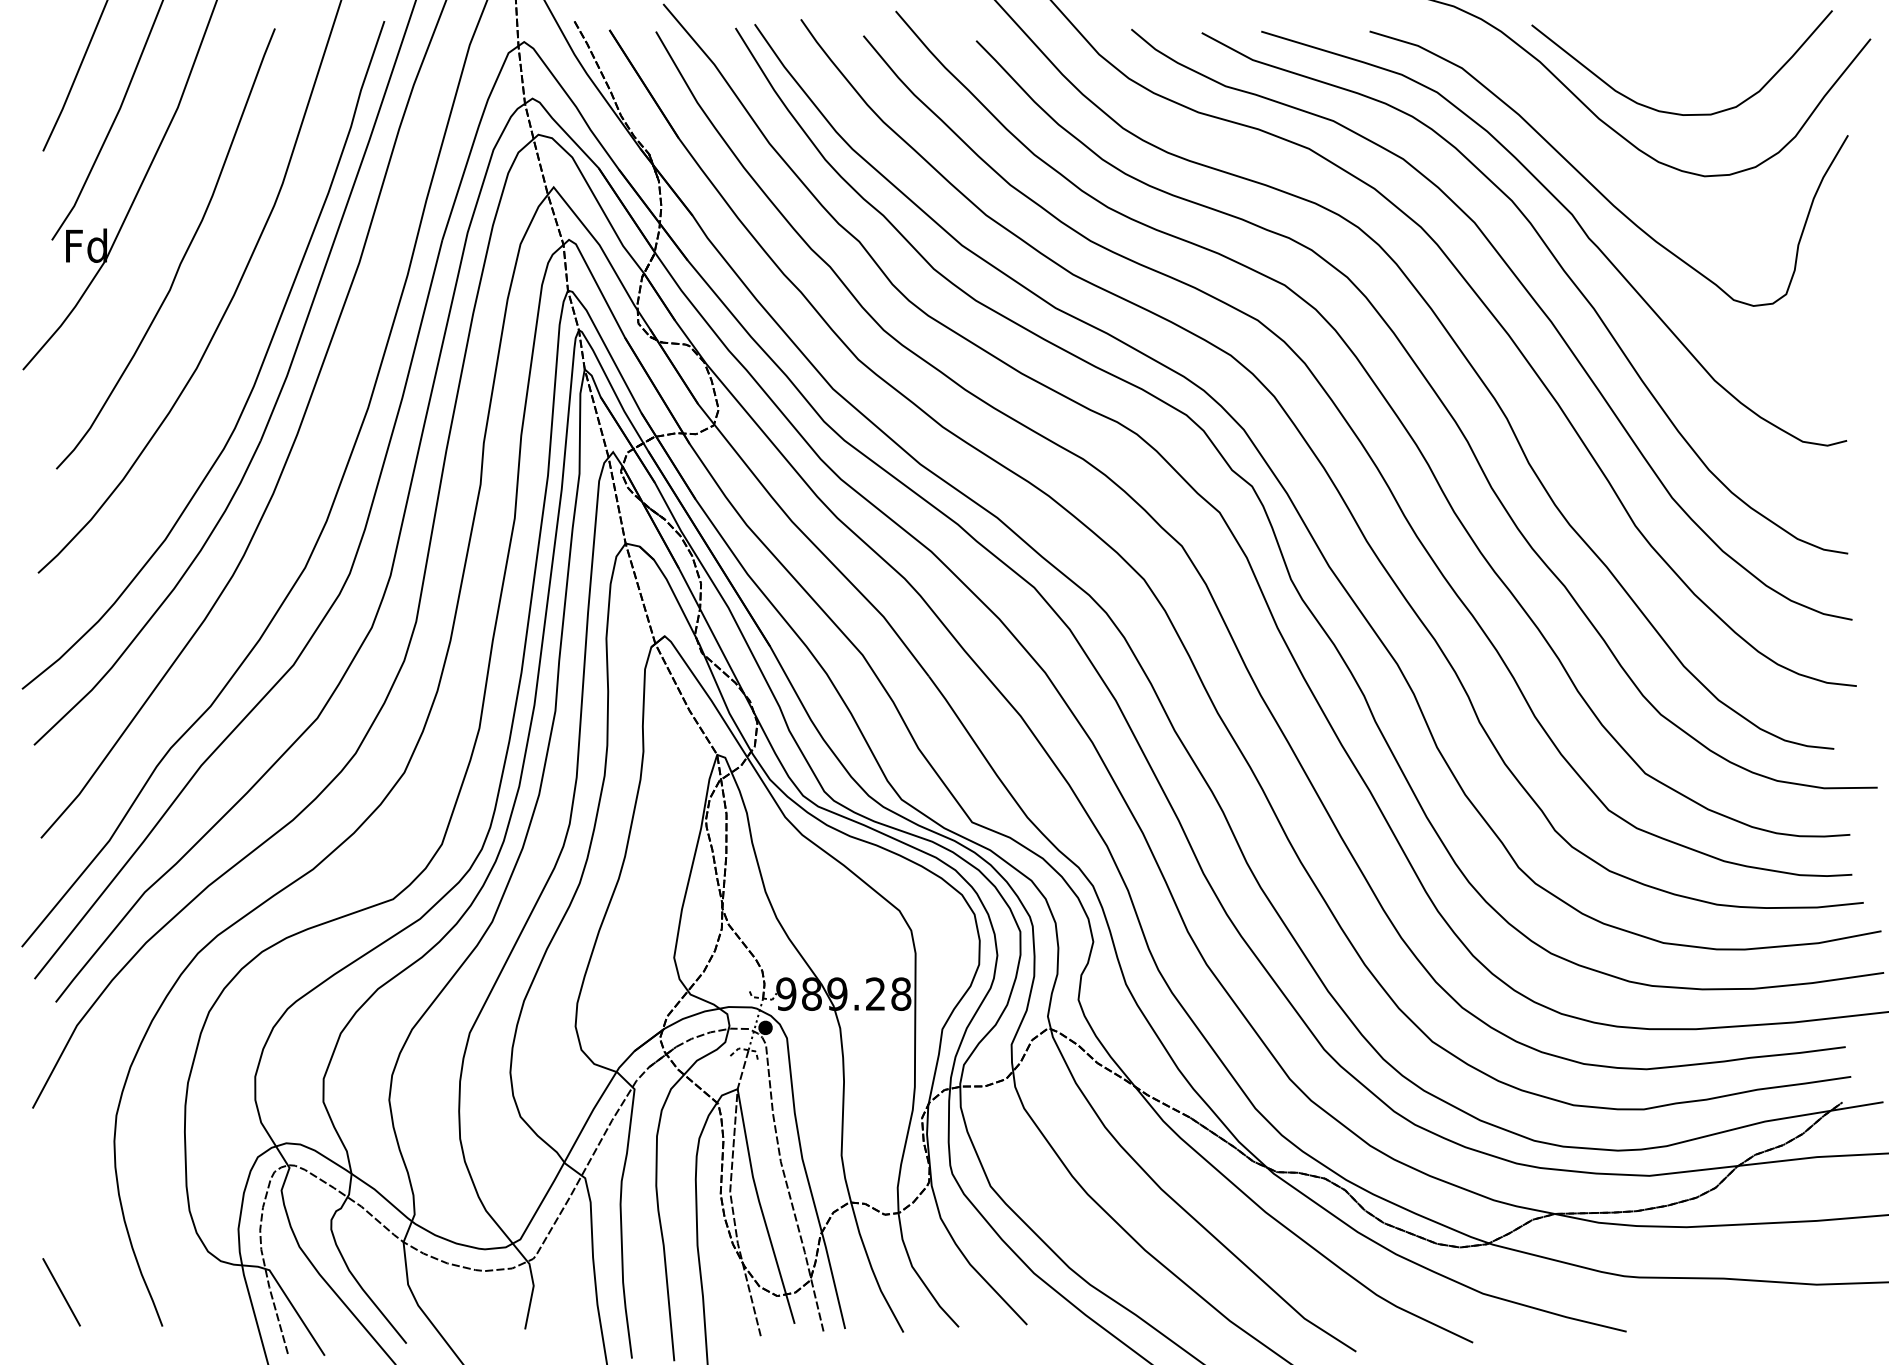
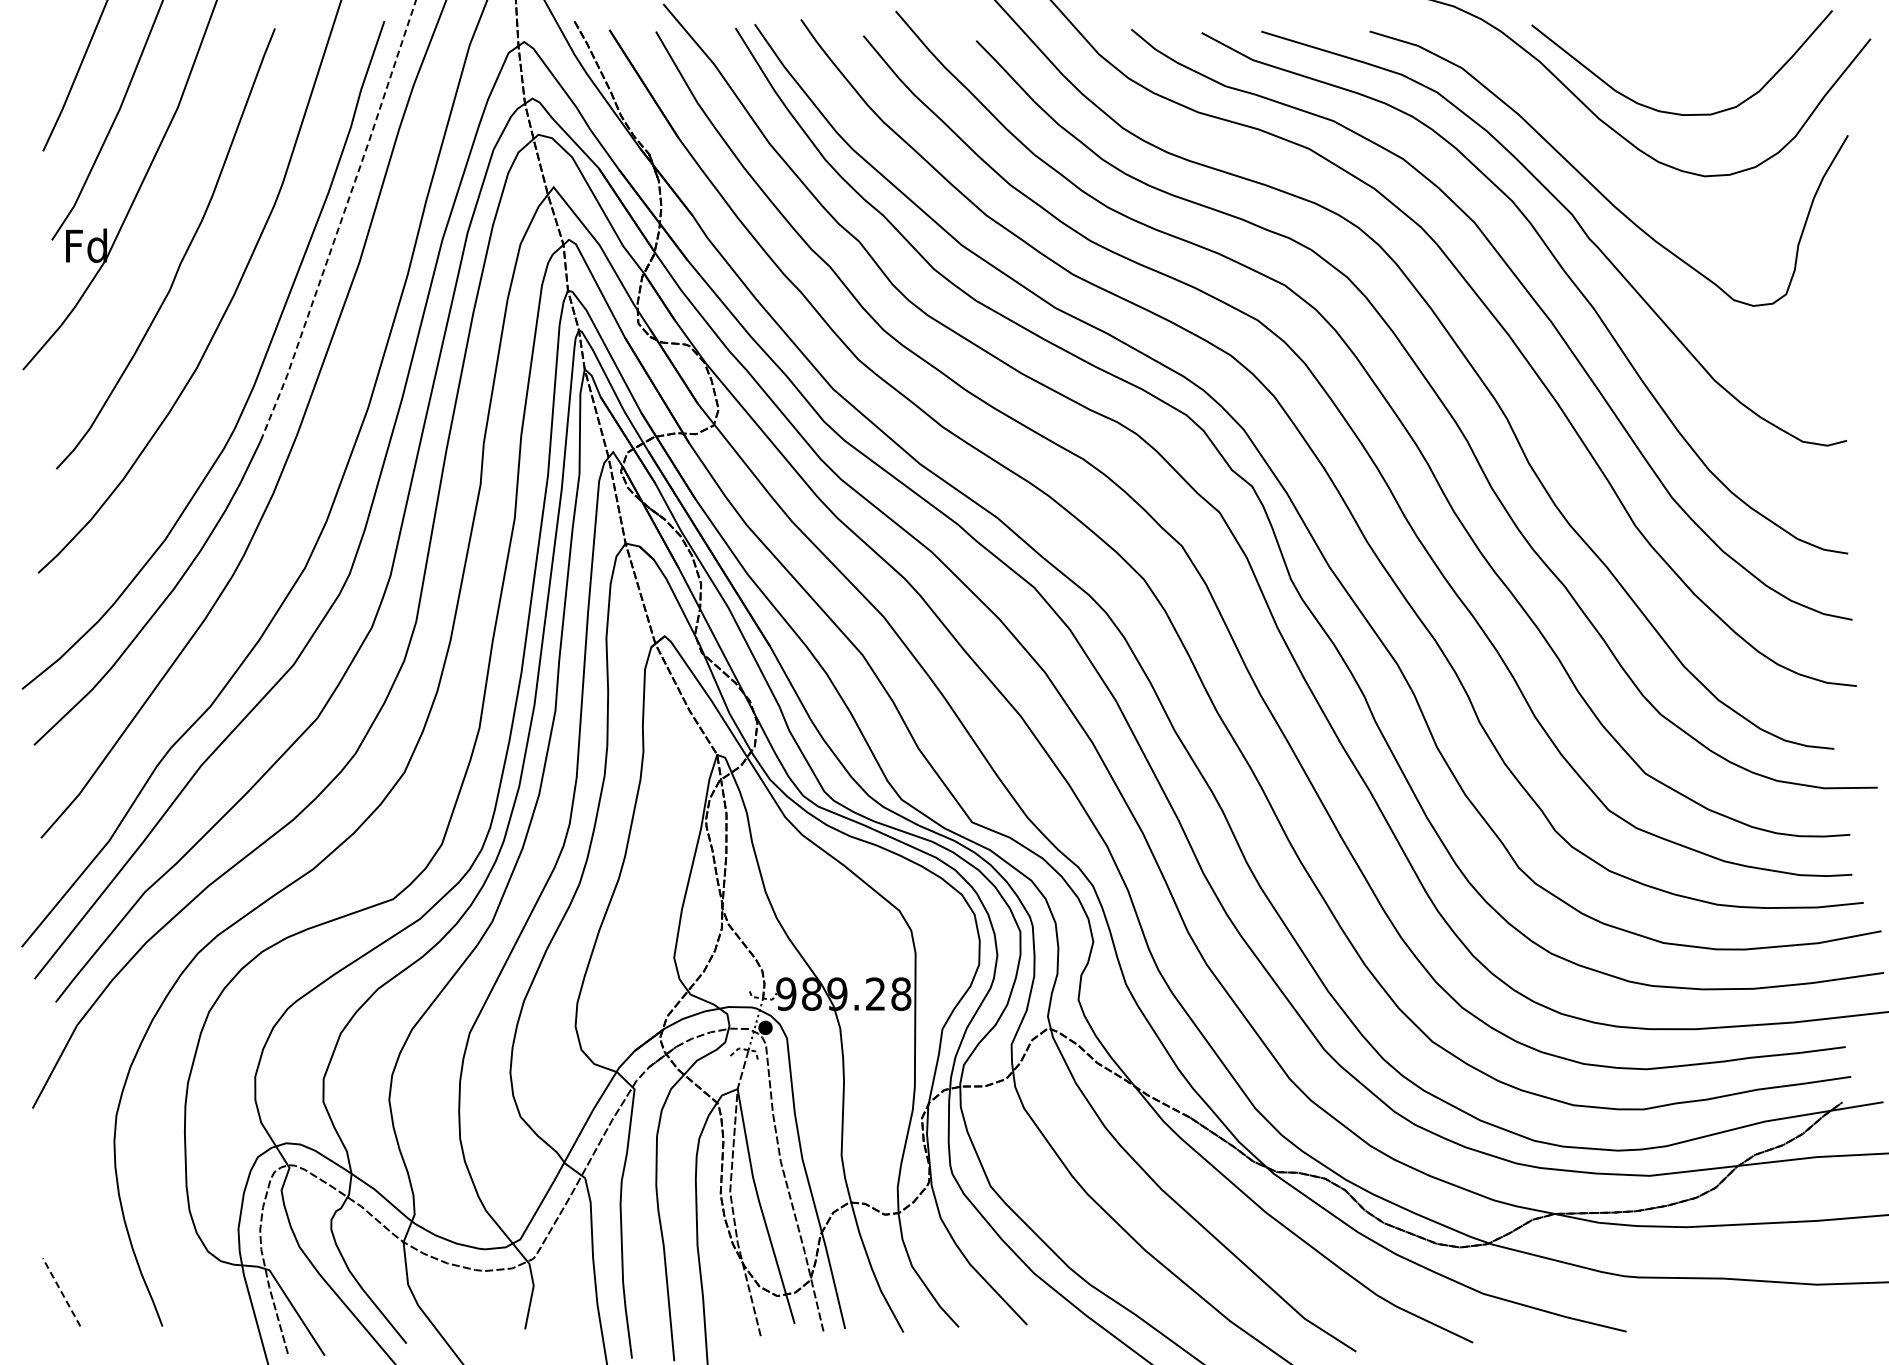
line: solid -> dashed (340, 221)
line: solid -> dashed (61, 1292)
